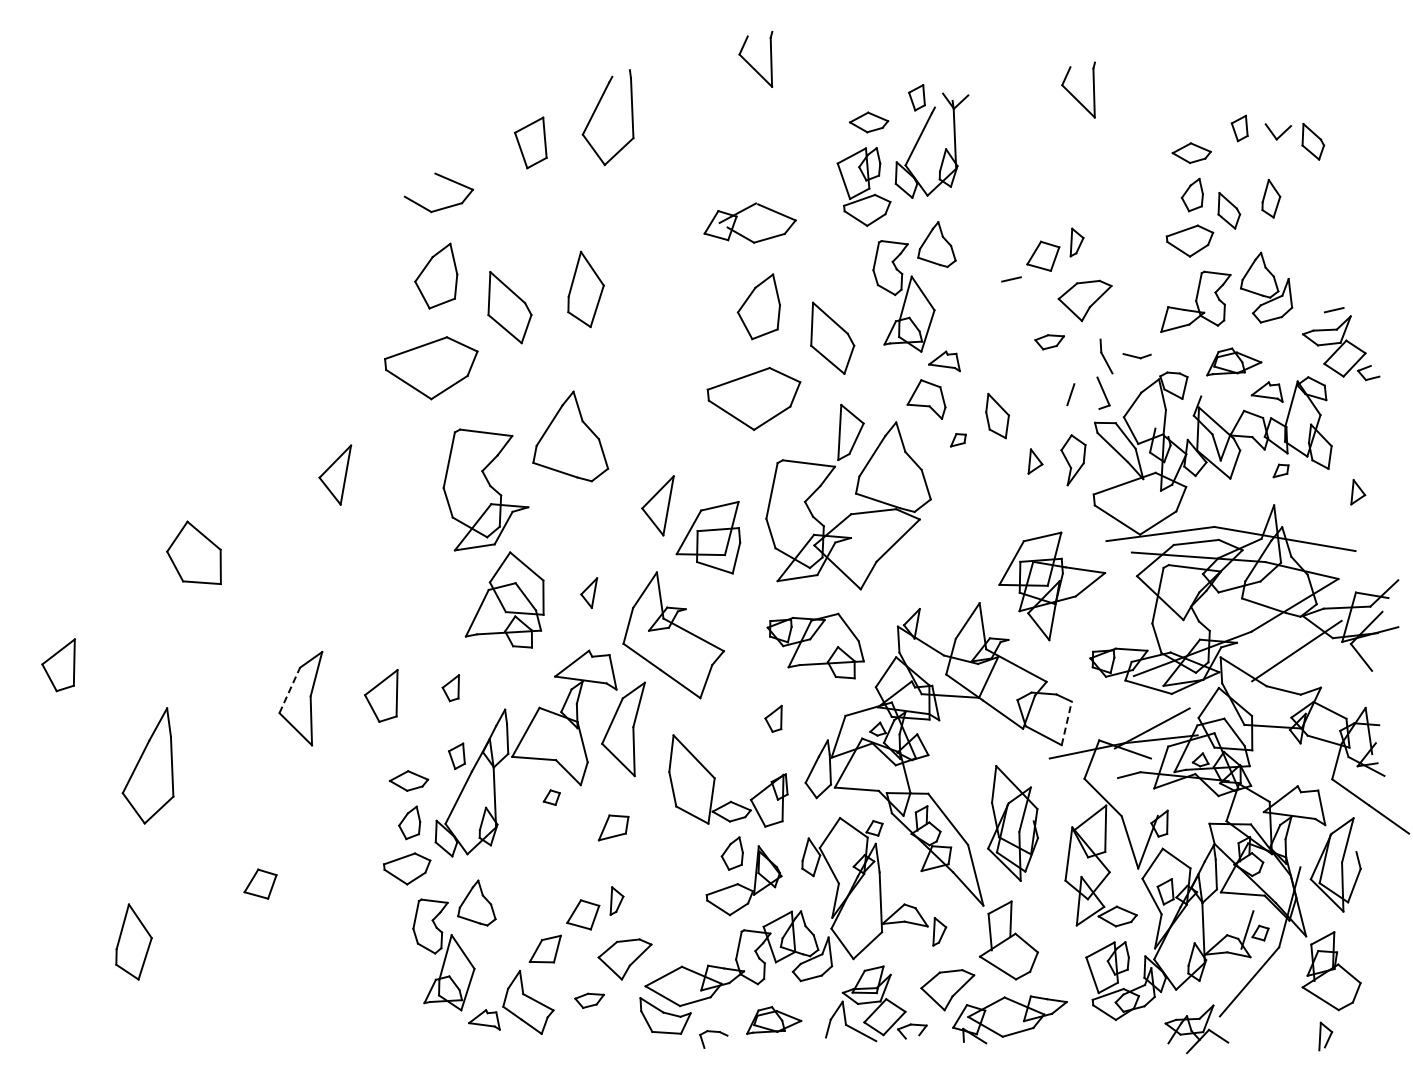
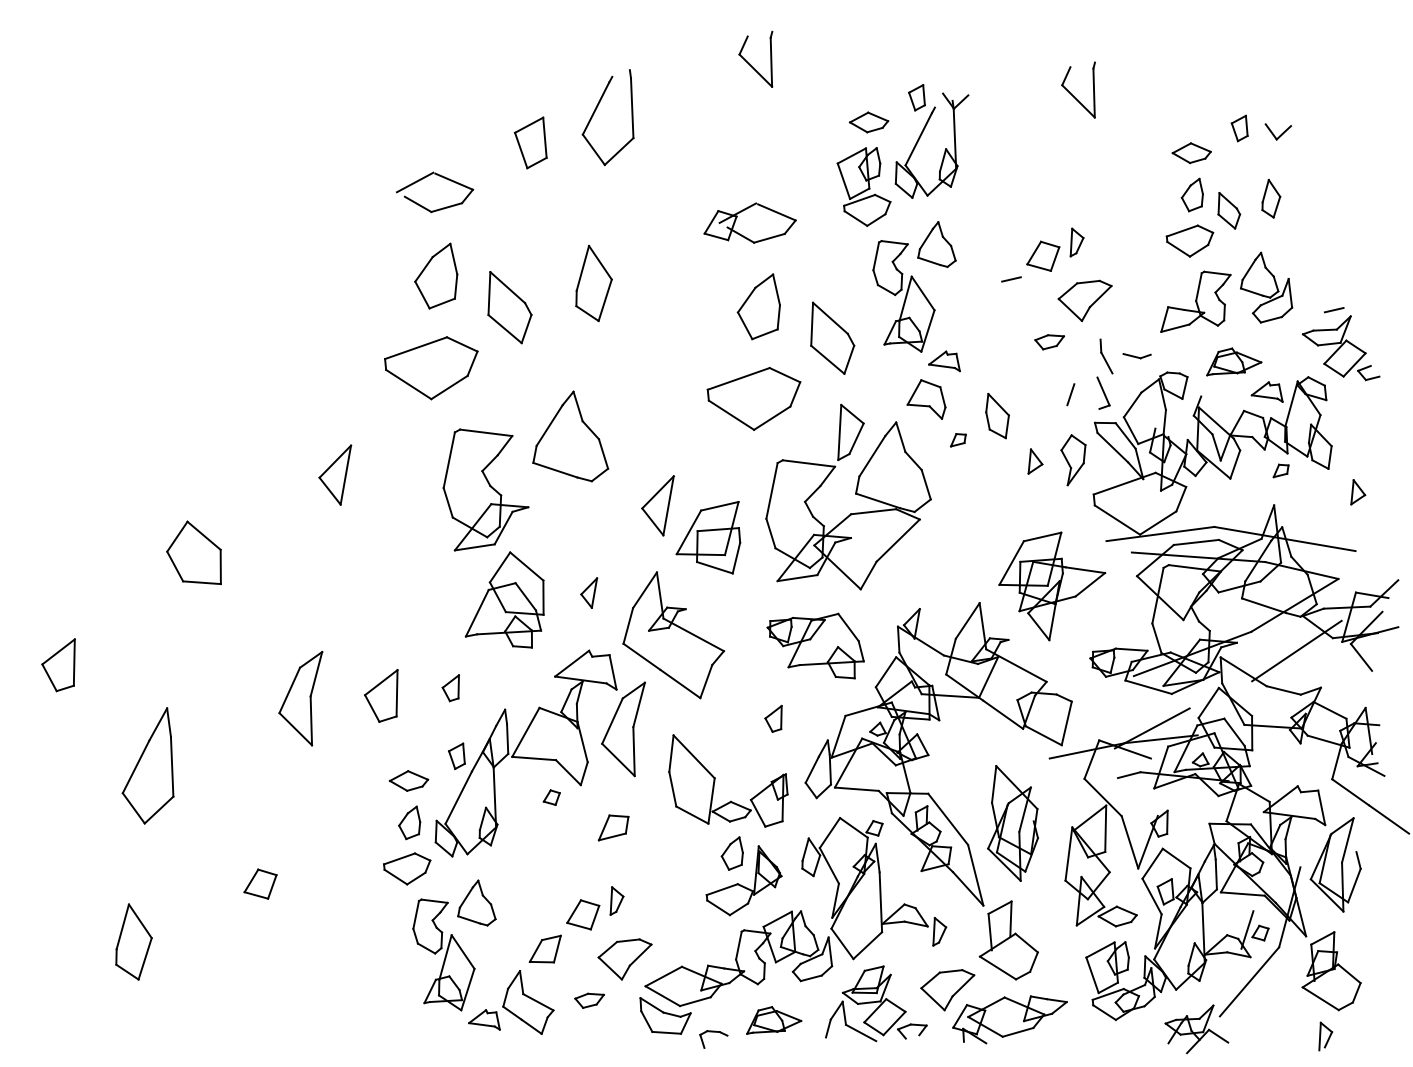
part: present -> none (1313, 141)
line: none -> present (414, 182)
part position: (585, 289) -> (593, 283) (593, 283)
line: dashed -> solid (289, 690)
line: dashed -> solid (1066, 722)
